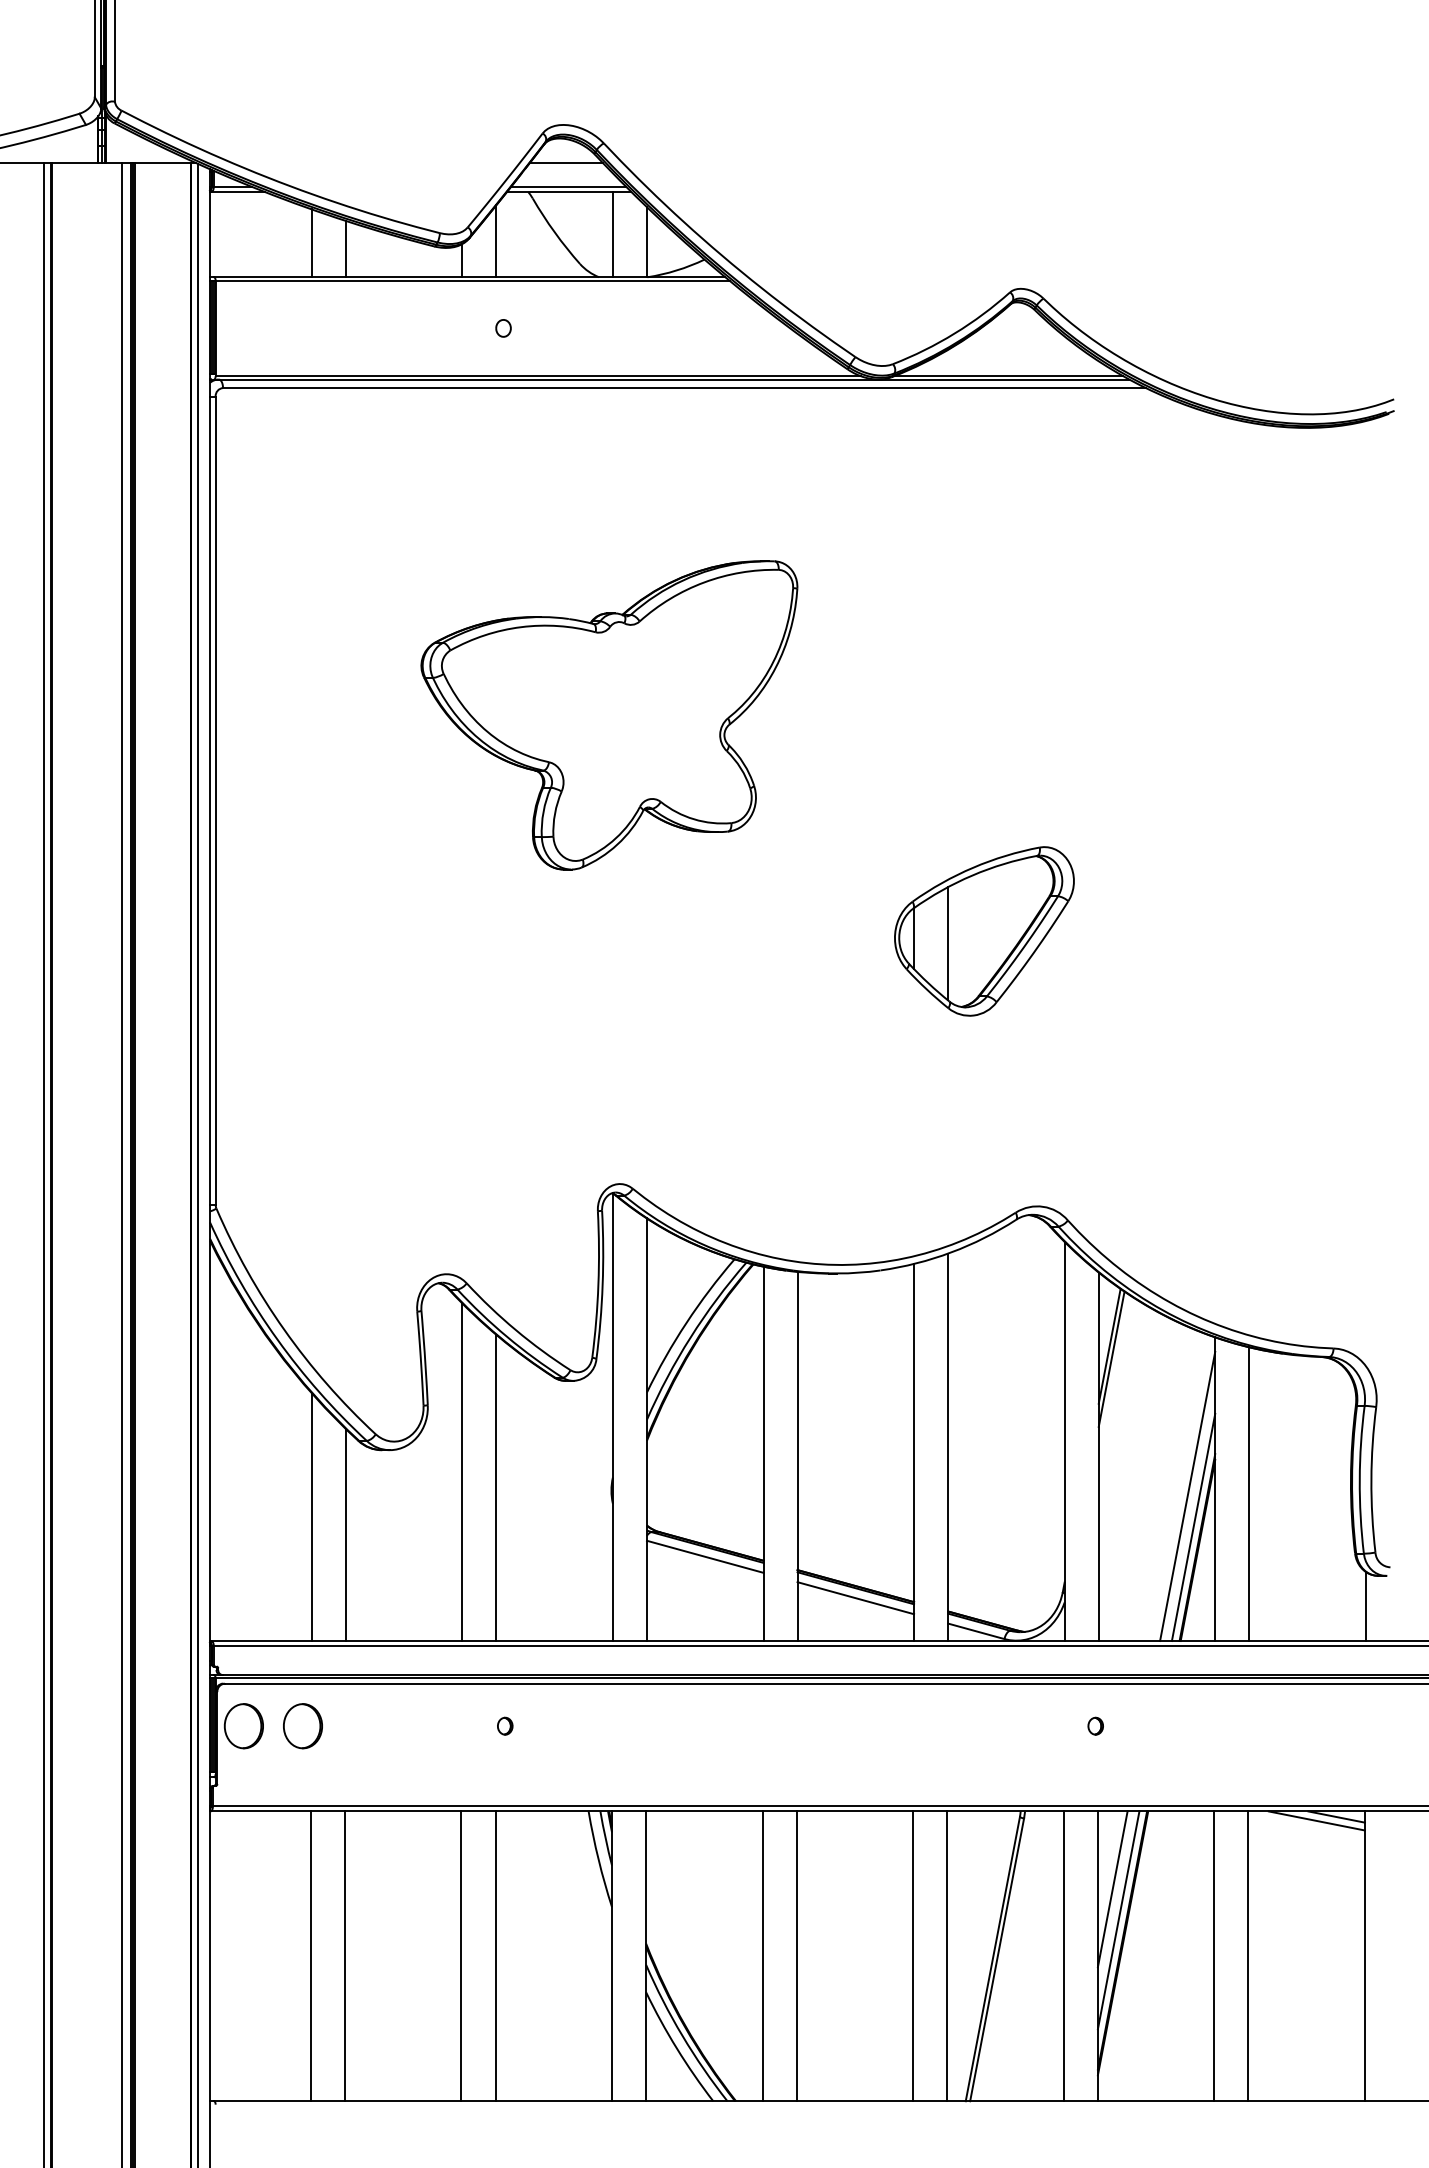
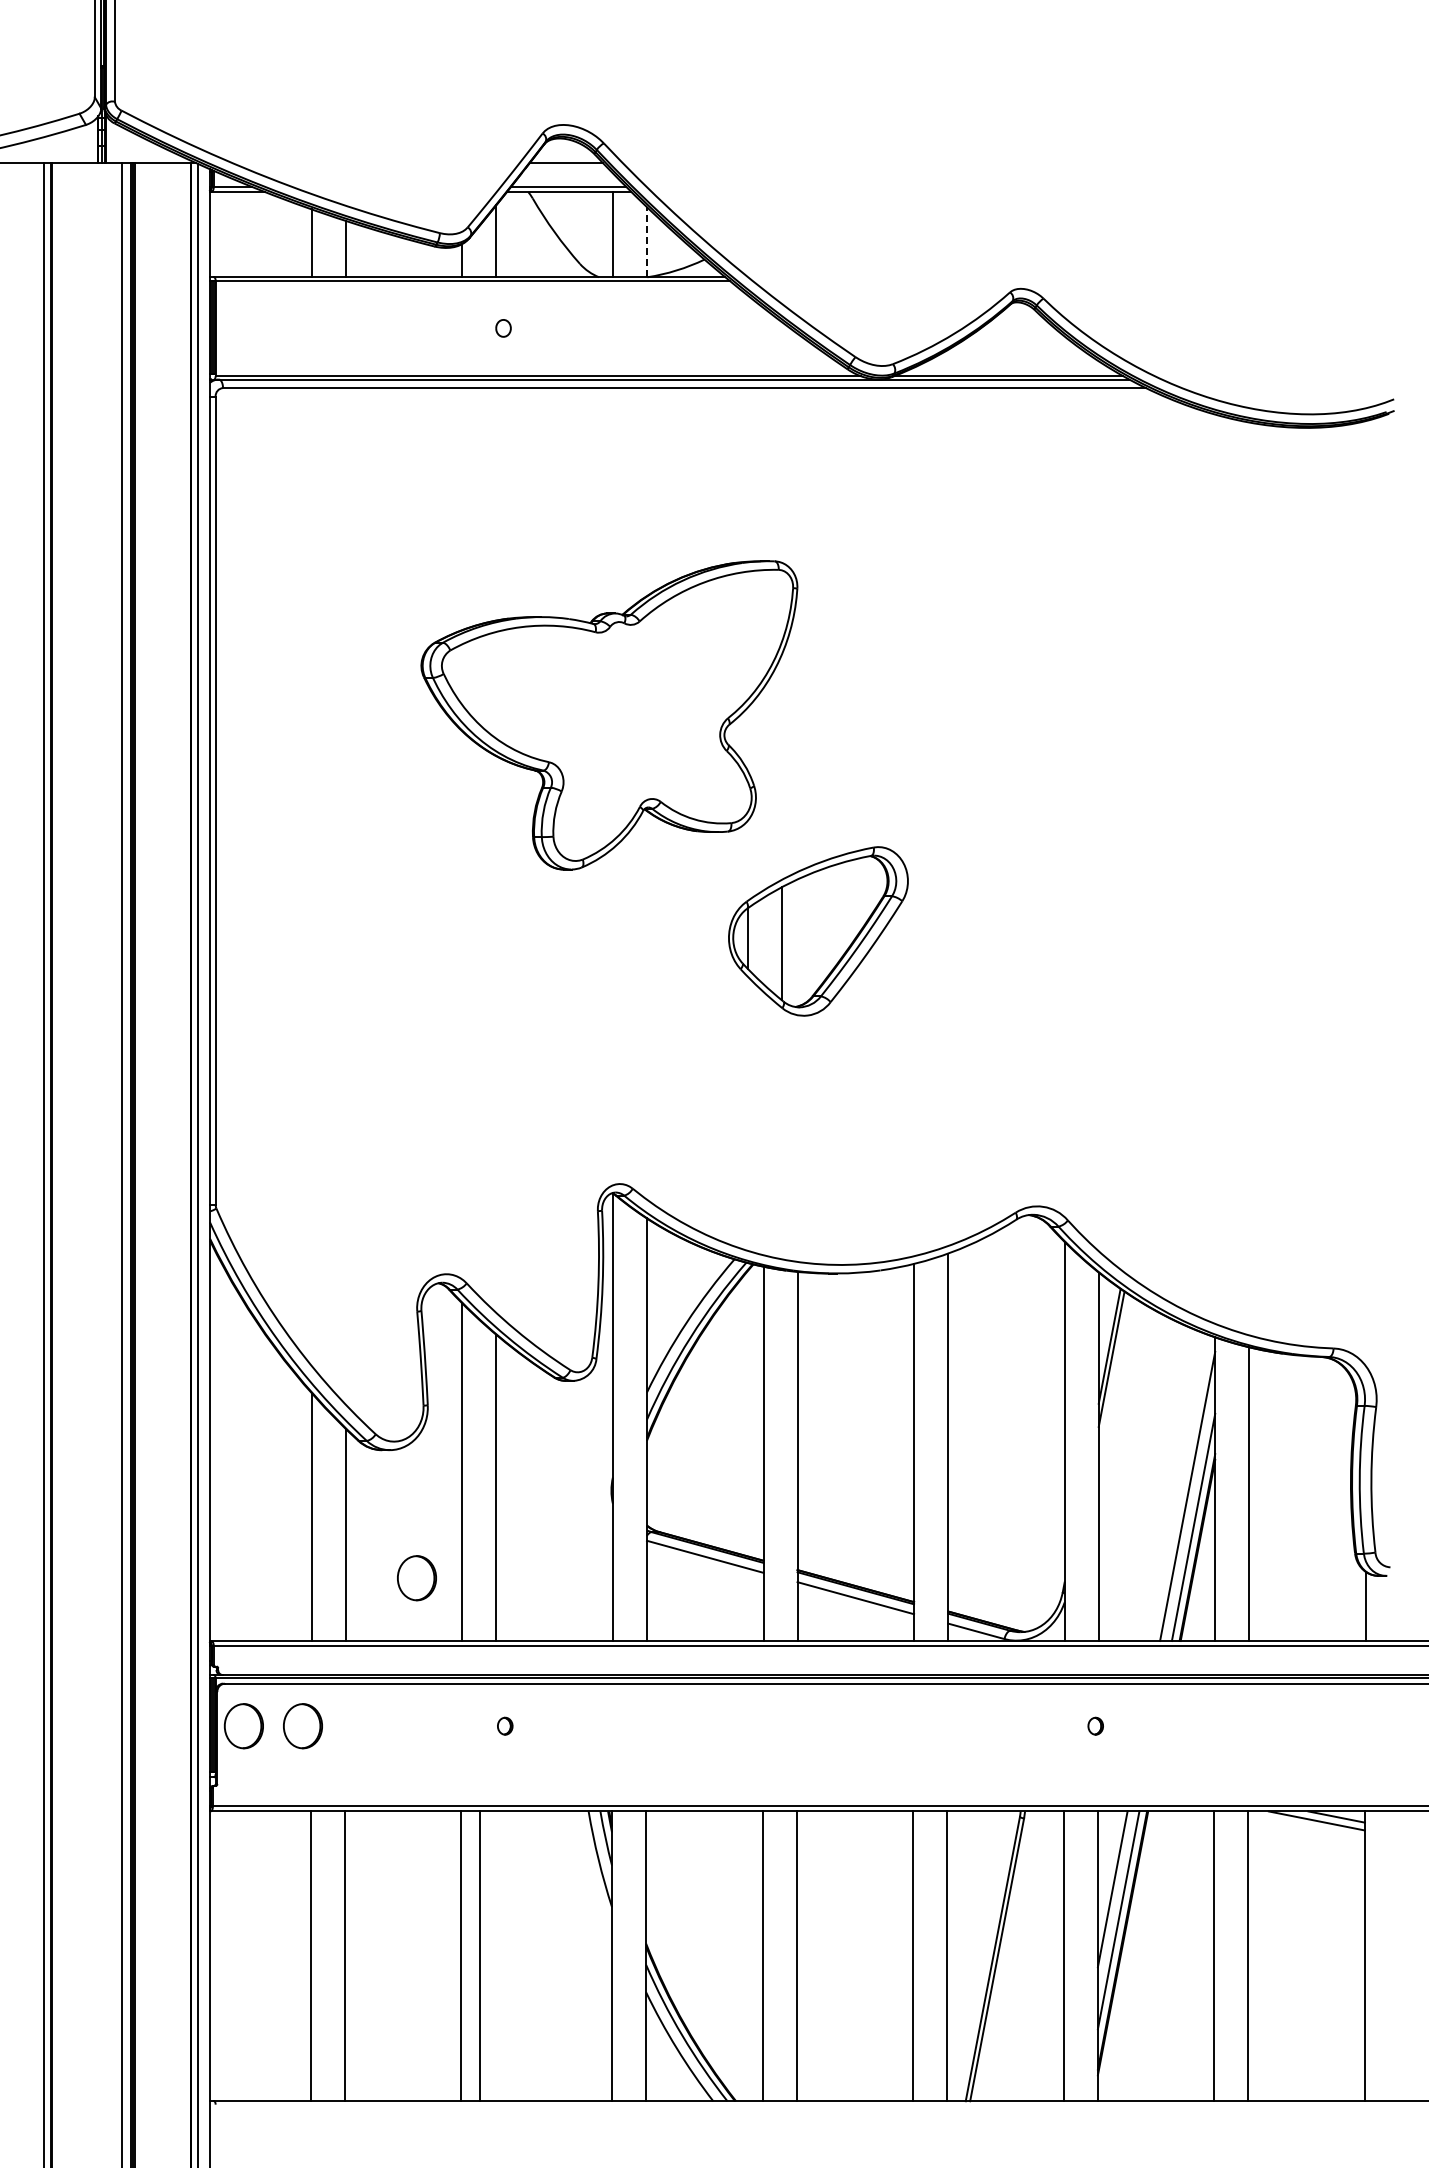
line: solid -> dashed (646, 241)
part position: (984, 931) -> (818, 931) (818, 931)
part: none -> present (416, 1578)
line position: (495, 1956) -> (479, 1956) (479, 1956)
